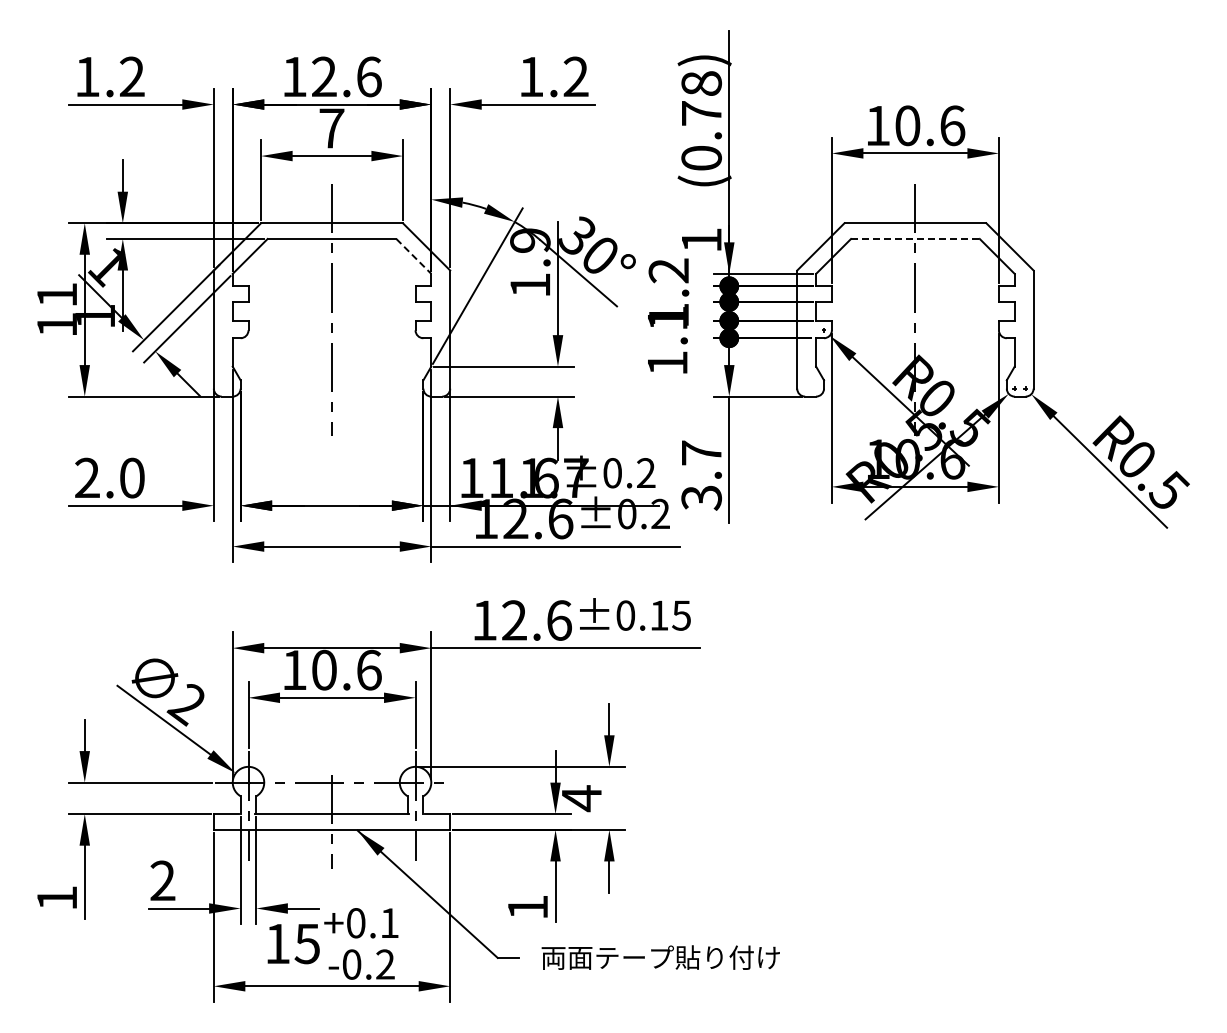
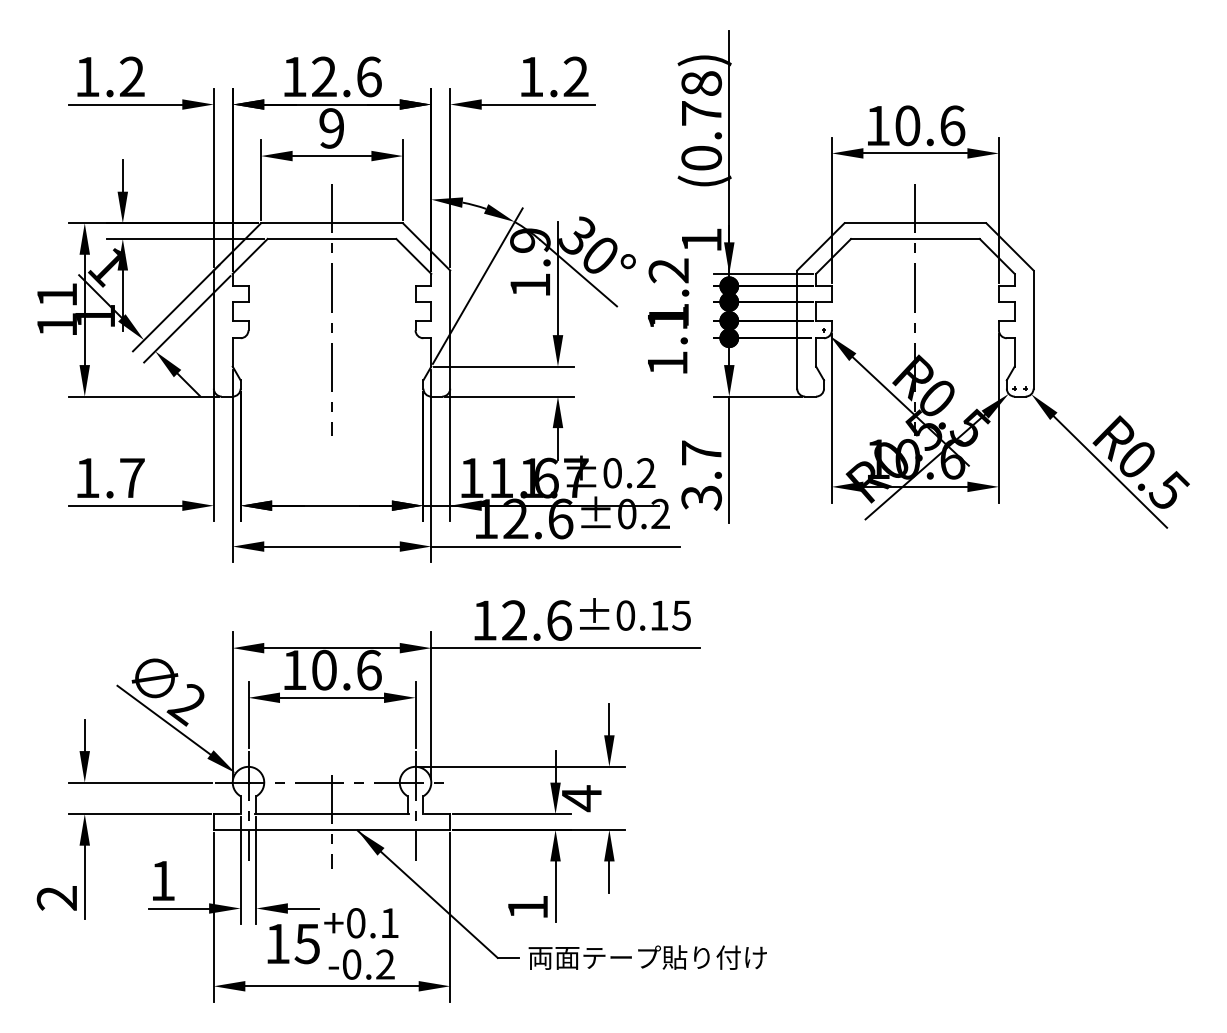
text: 7 -> 9 (331, 128)
line: dashed -> solid (915, 239)
line: dashed -> solid (413, 256)
text: 2.0 -> 1.7 (109, 477)
text: 2 -> 1 (162, 880)
text: 1 -> 2 (56, 898)
text position: (660, 957) -> (647, 957) (647, 957)
